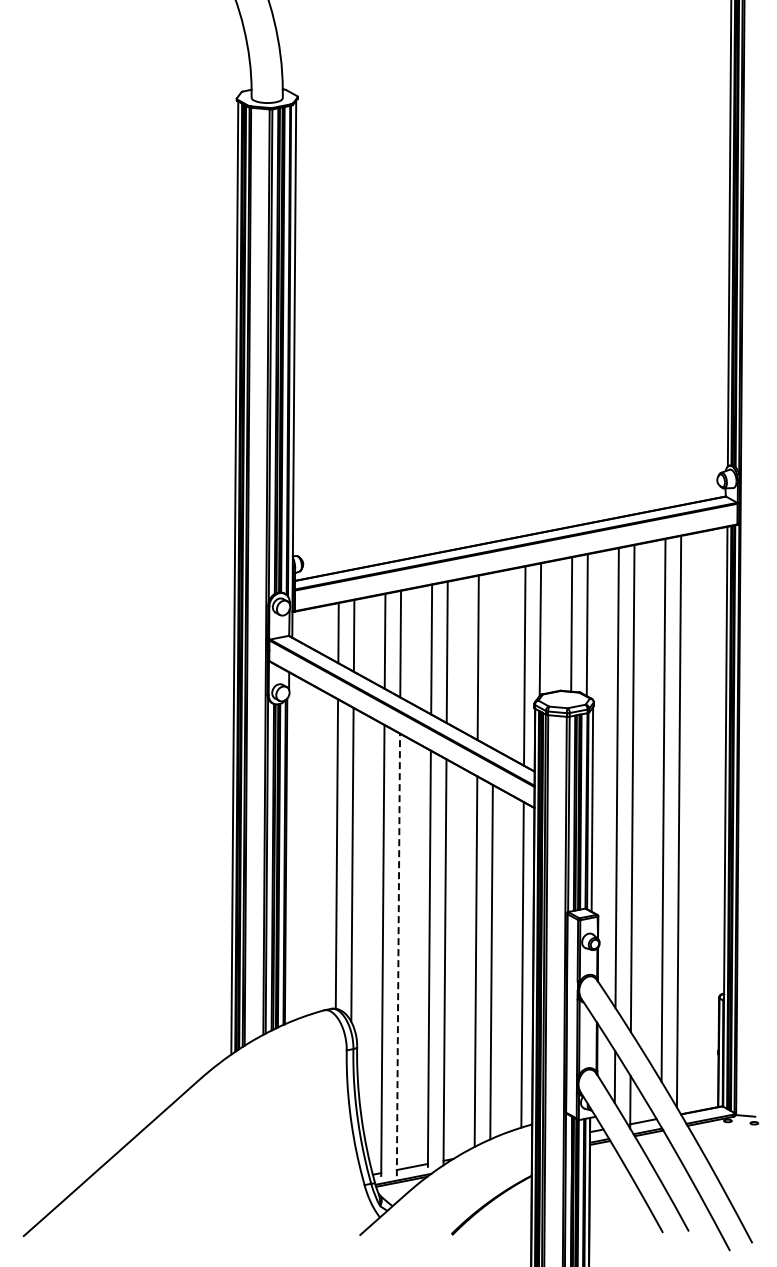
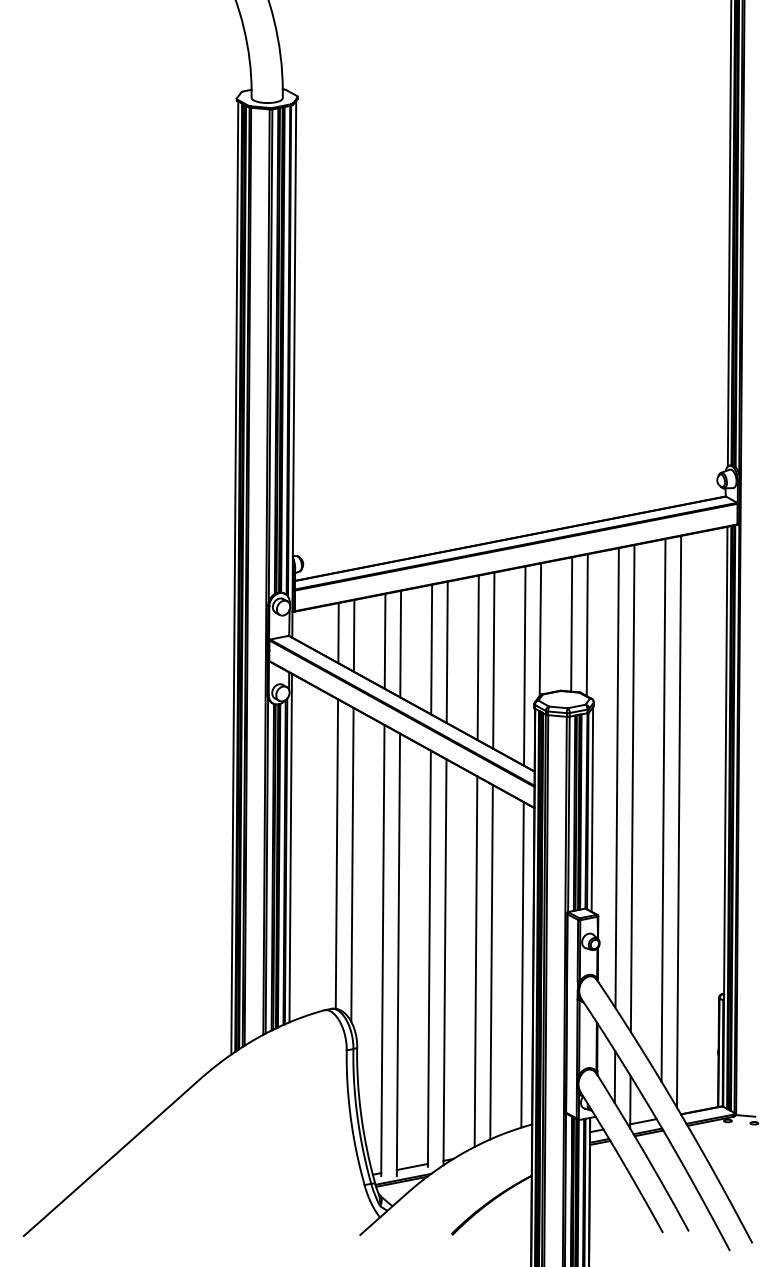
line: none -> present (493, 660)
line: none -> present (290, 847)
line: dashed -> solid (398, 954)
